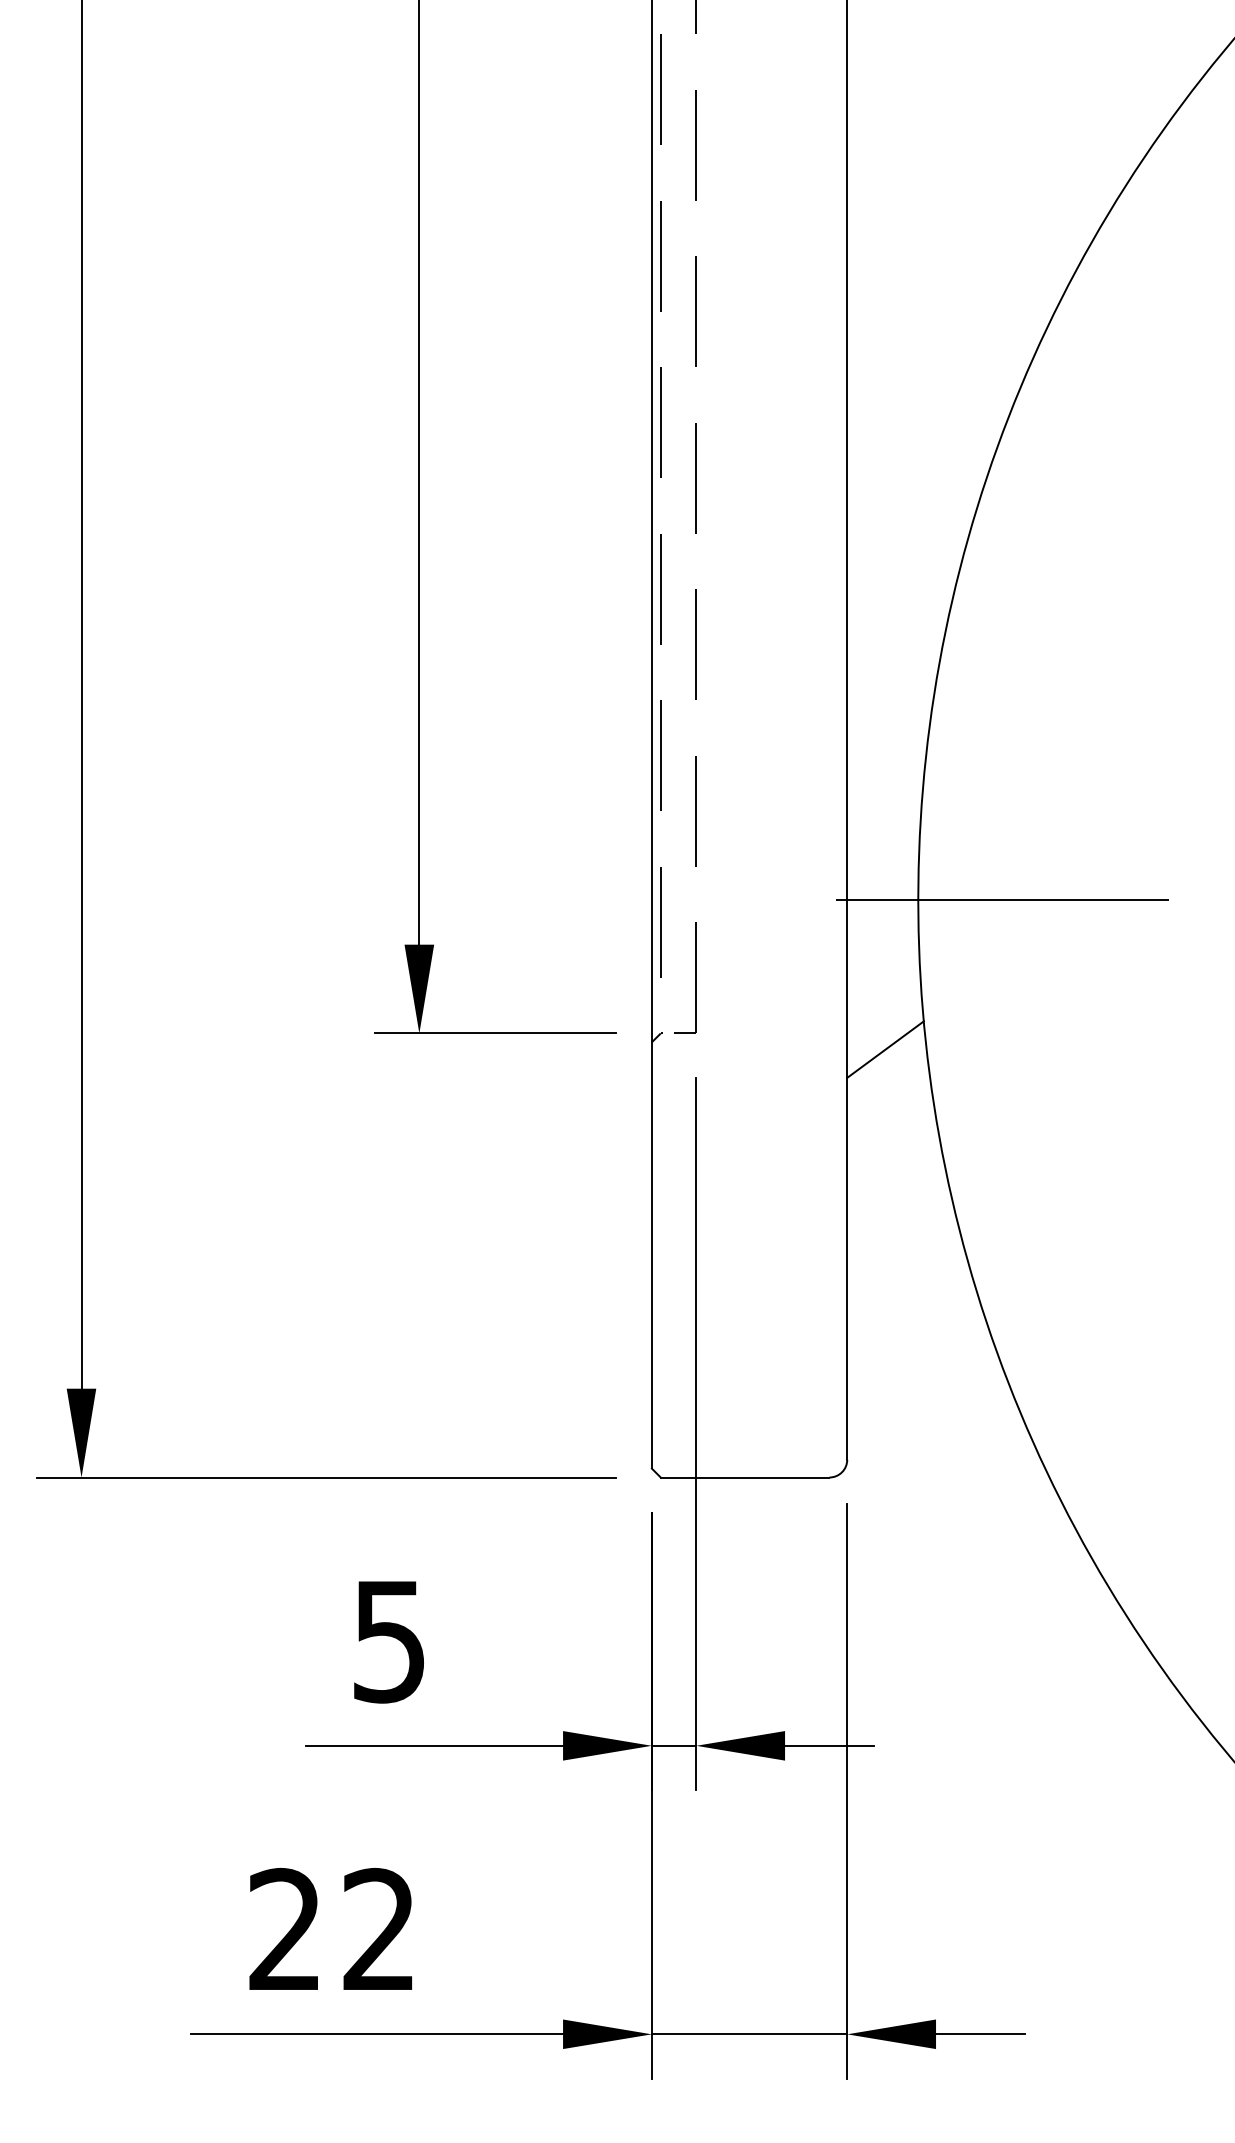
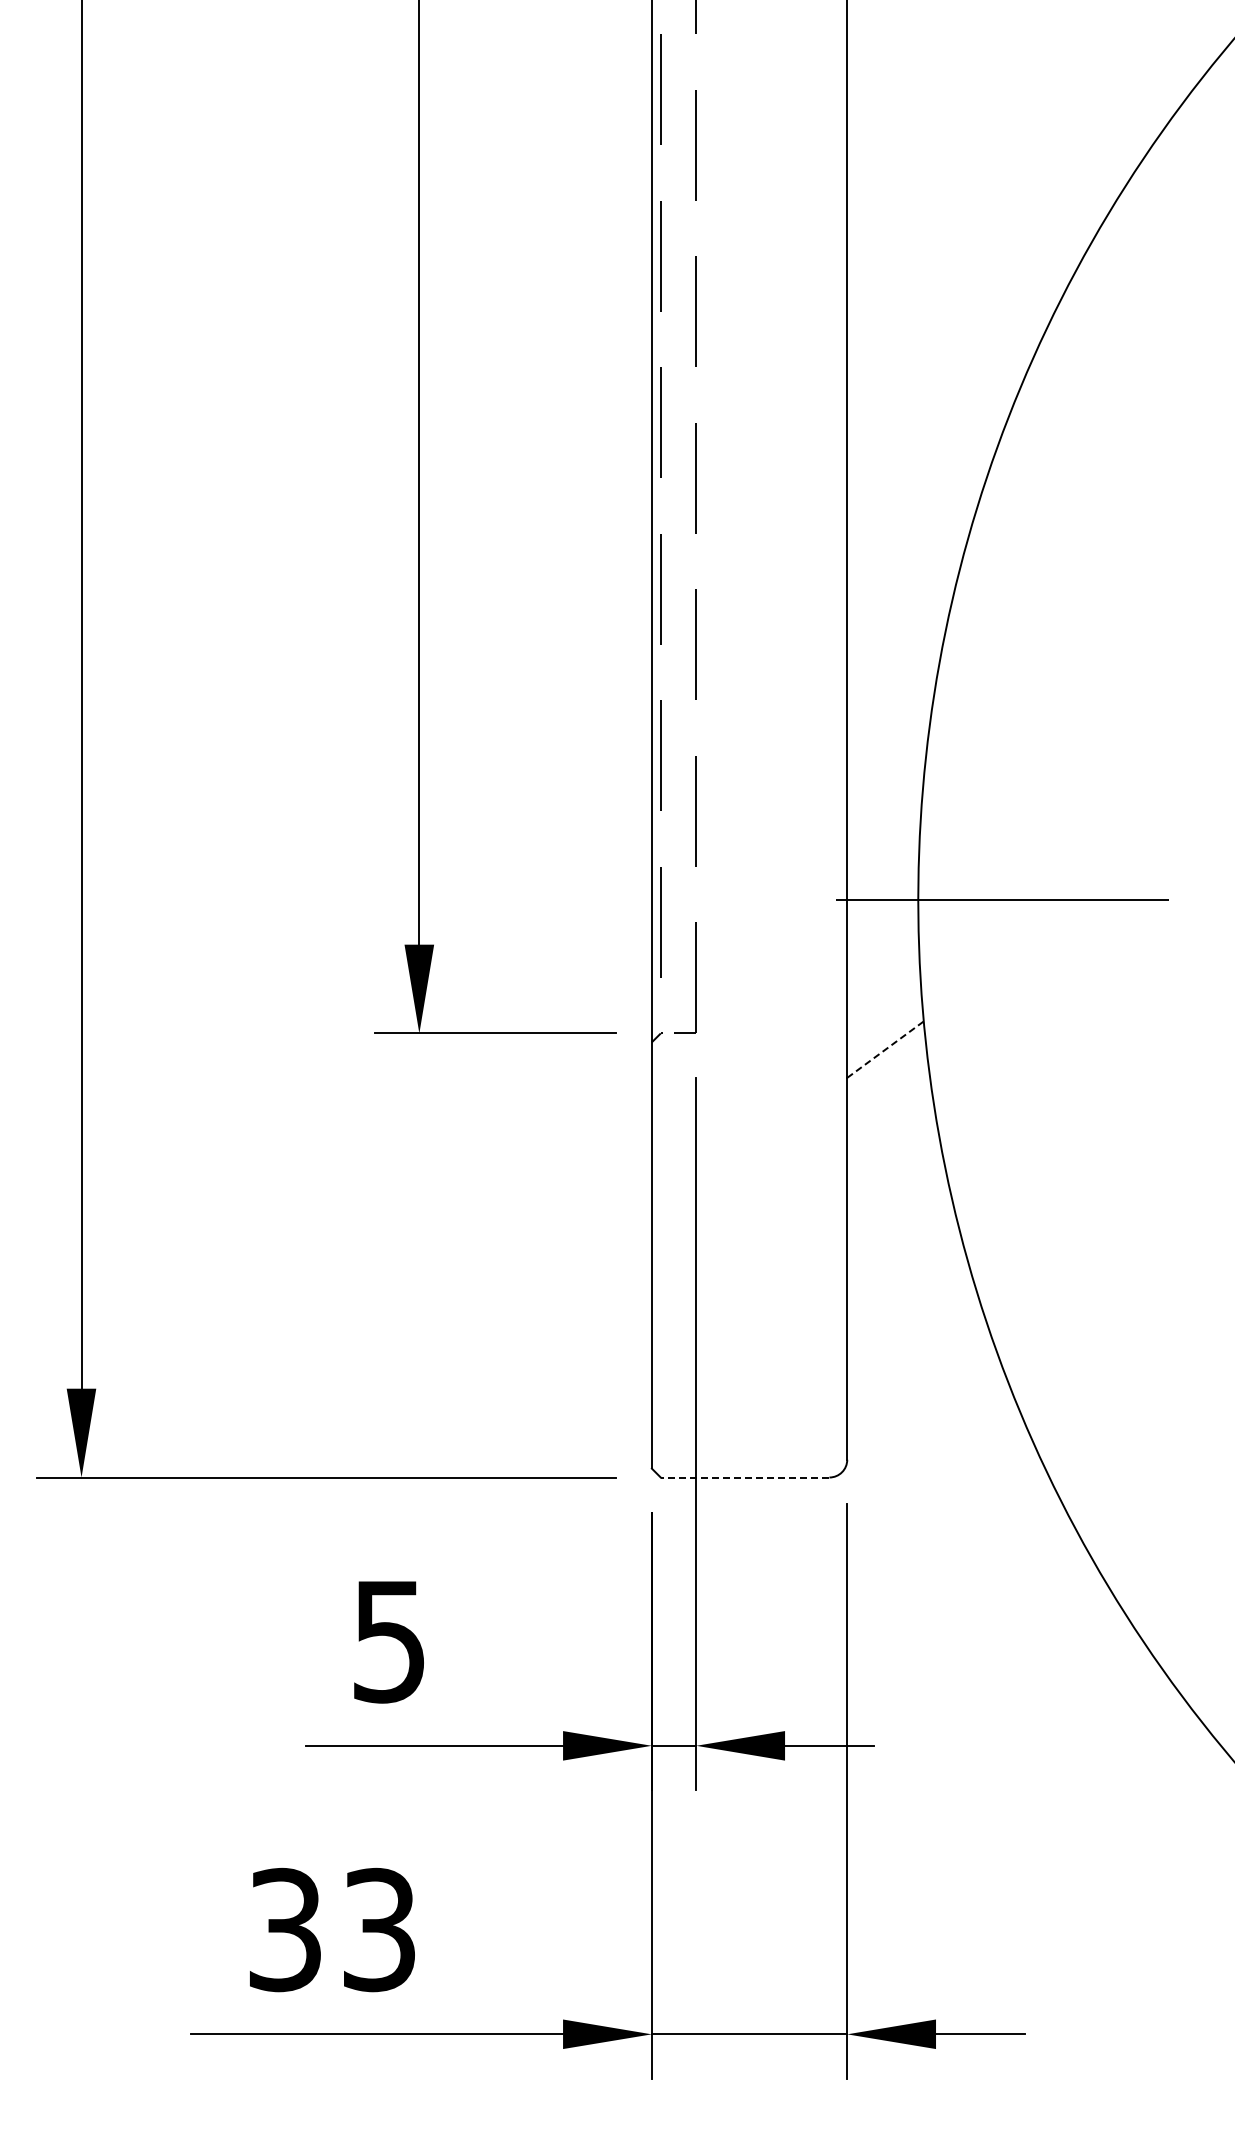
line: solid -> dashed (885, 1049)
line: solid -> dashed (744, 1477)
text: 22 -> 33 (331, 1930)
